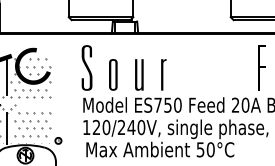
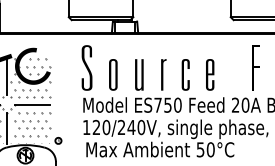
part position: (261, 67) -> (255, 67) (255, 67)
fill: none -> present (185, 74)
part: none -> present (210, 74)
line: none -> present (31, 105)
